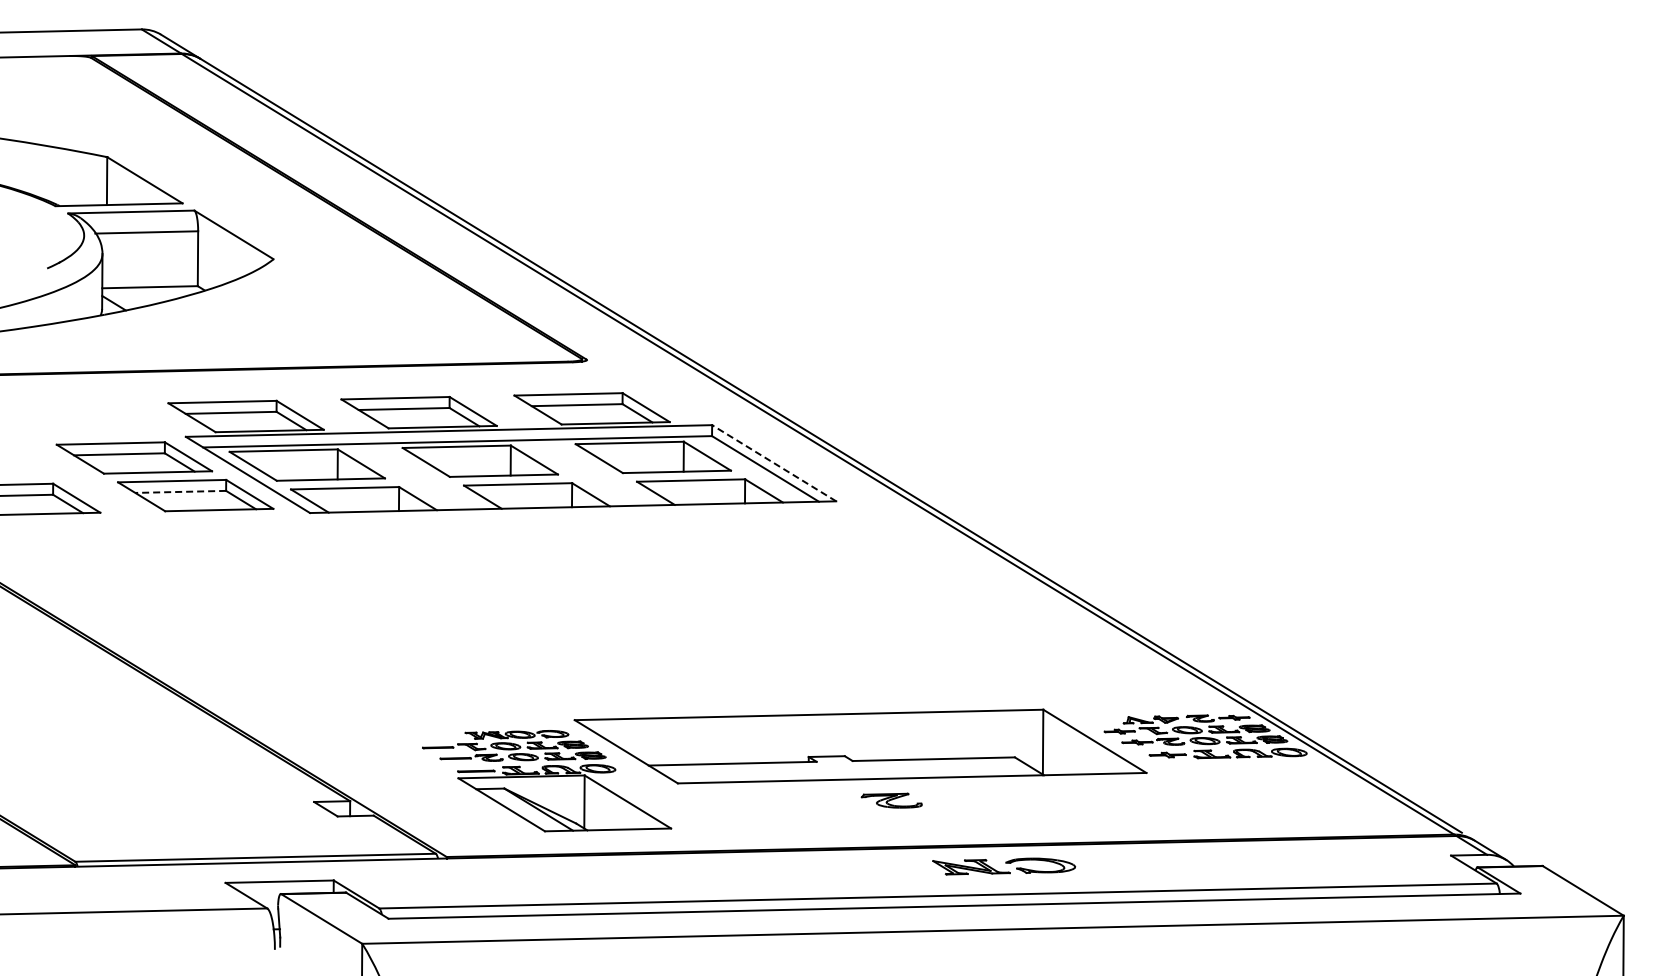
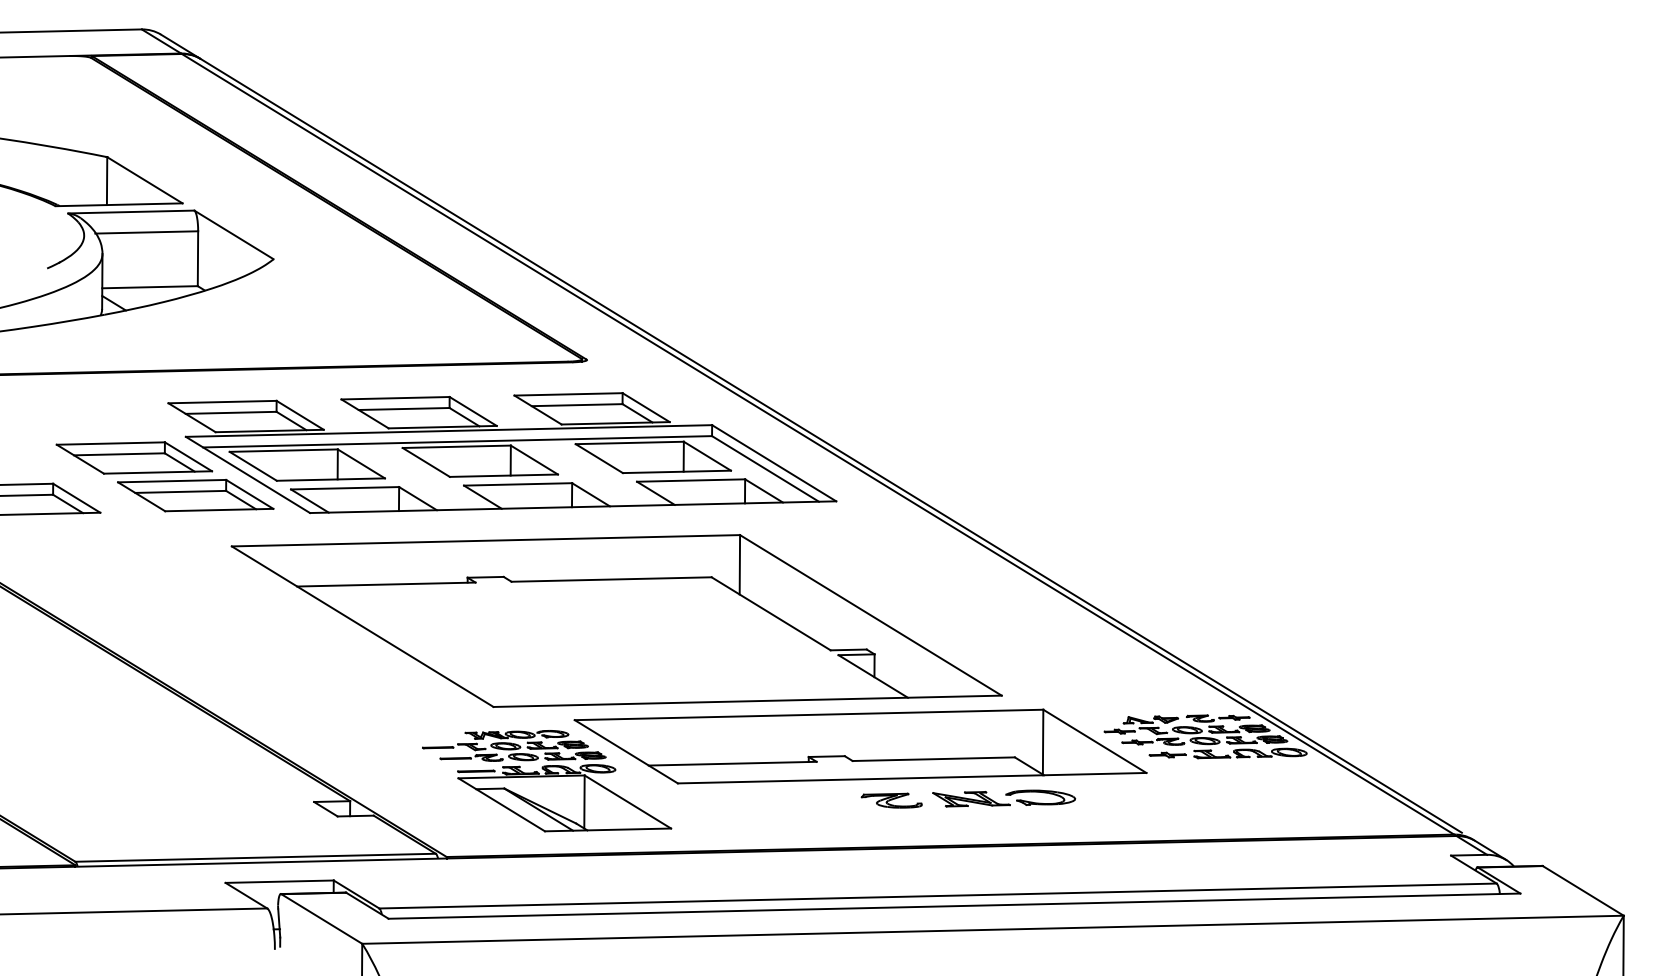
line: dashed -> solid (774, 463)
line: dashed -> solid (180, 491)
part: none -> present (616, 620)
part position: (1004, 866) -> (1004, 798) (1004, 798)
